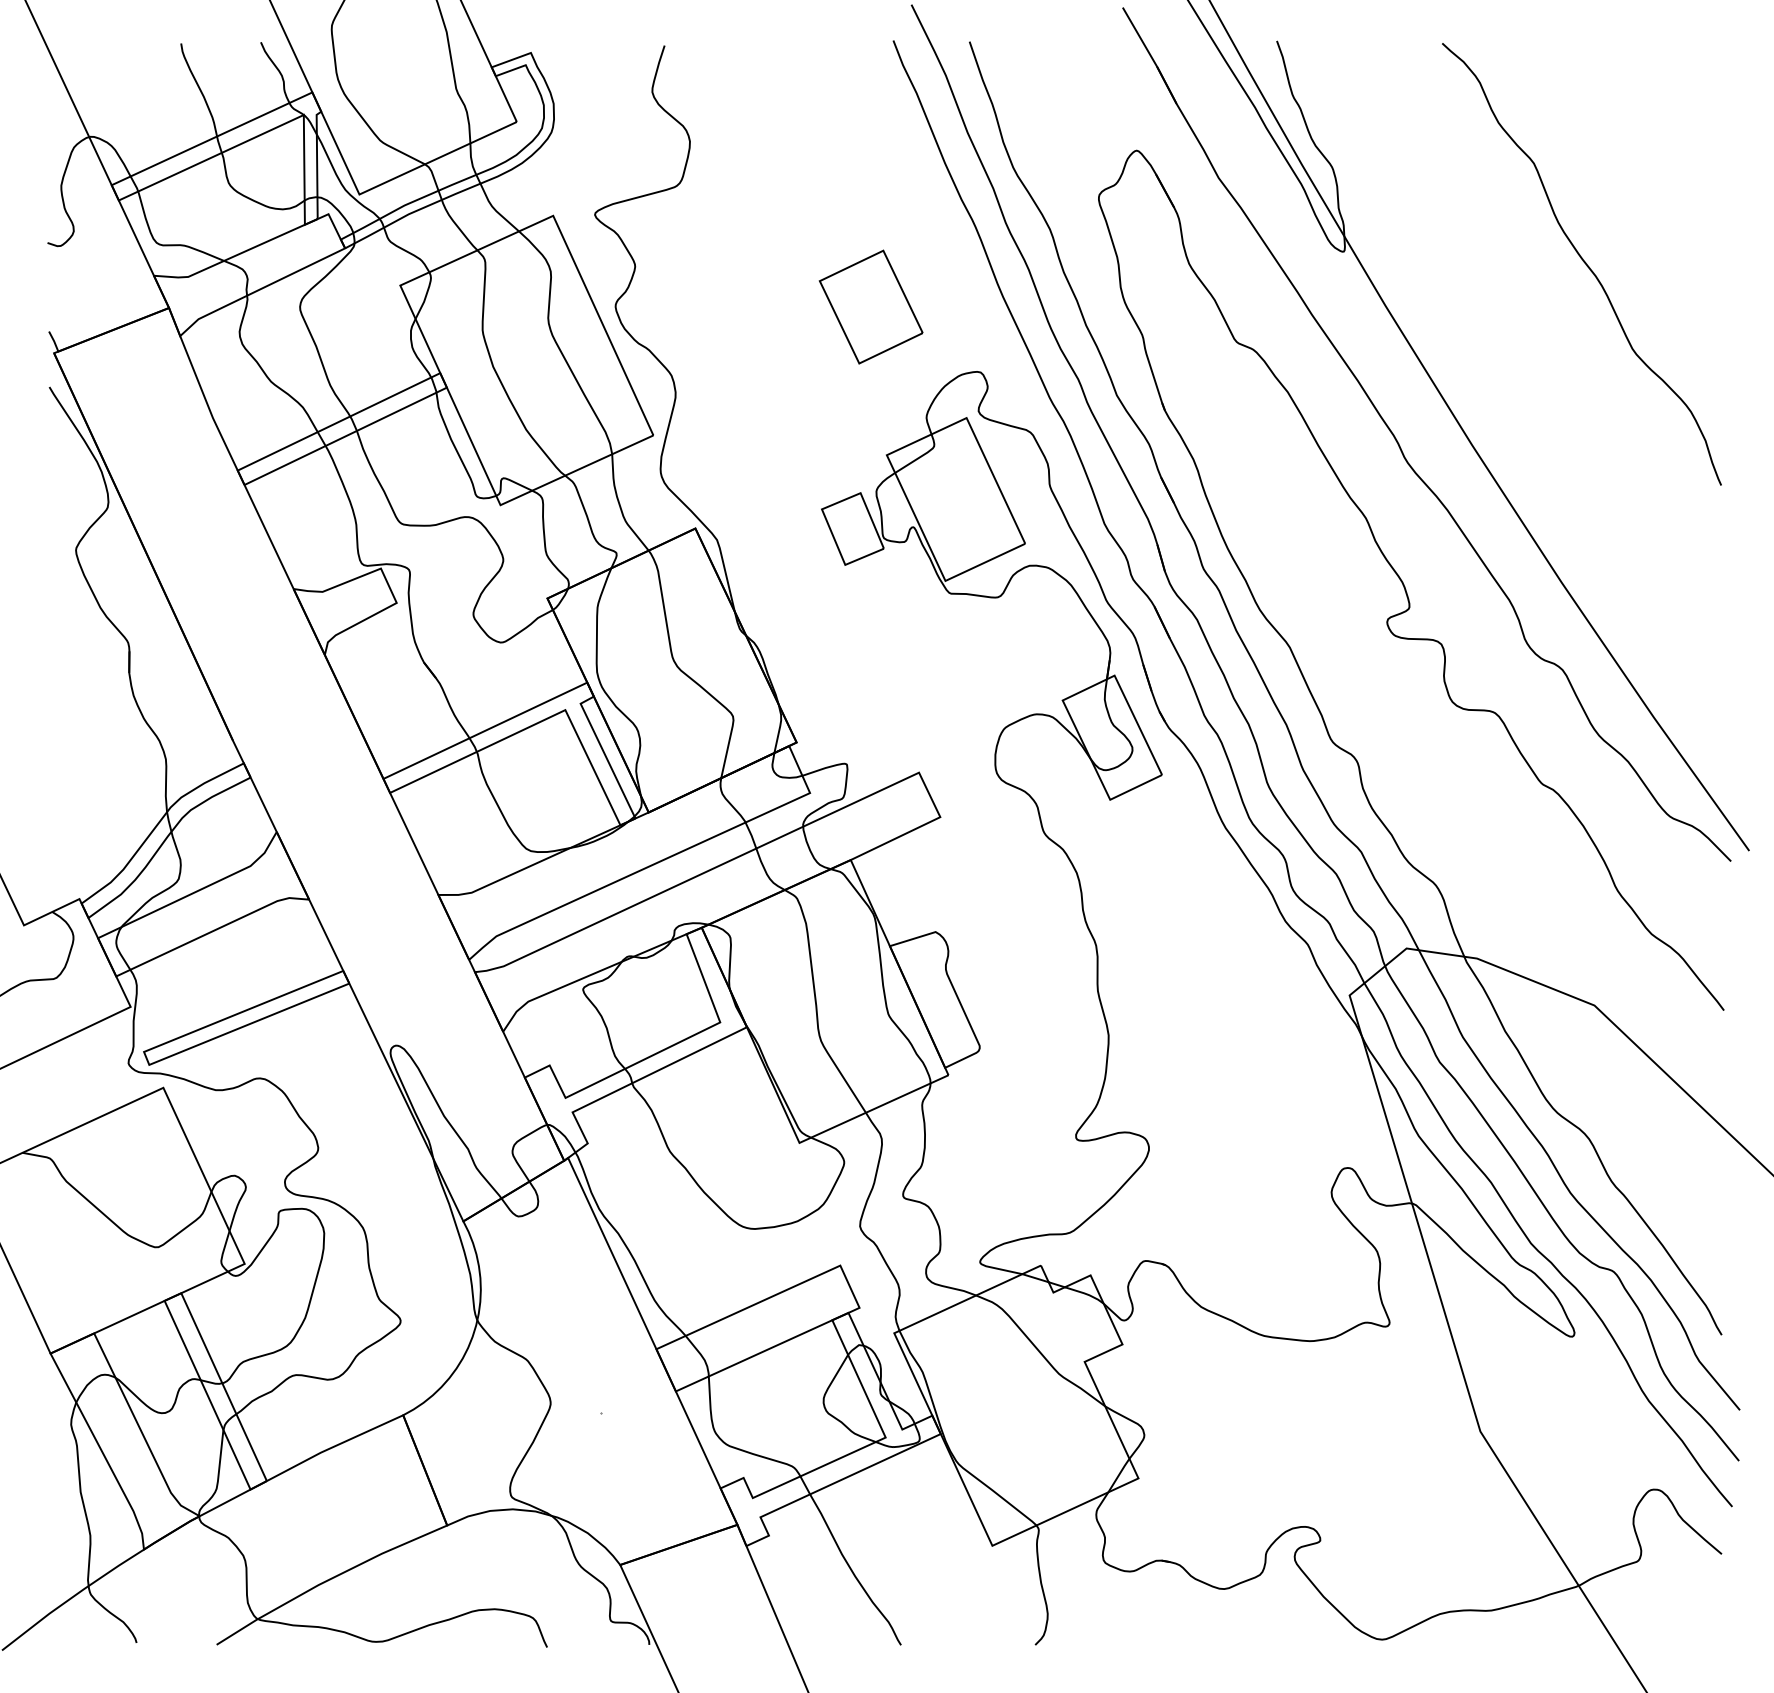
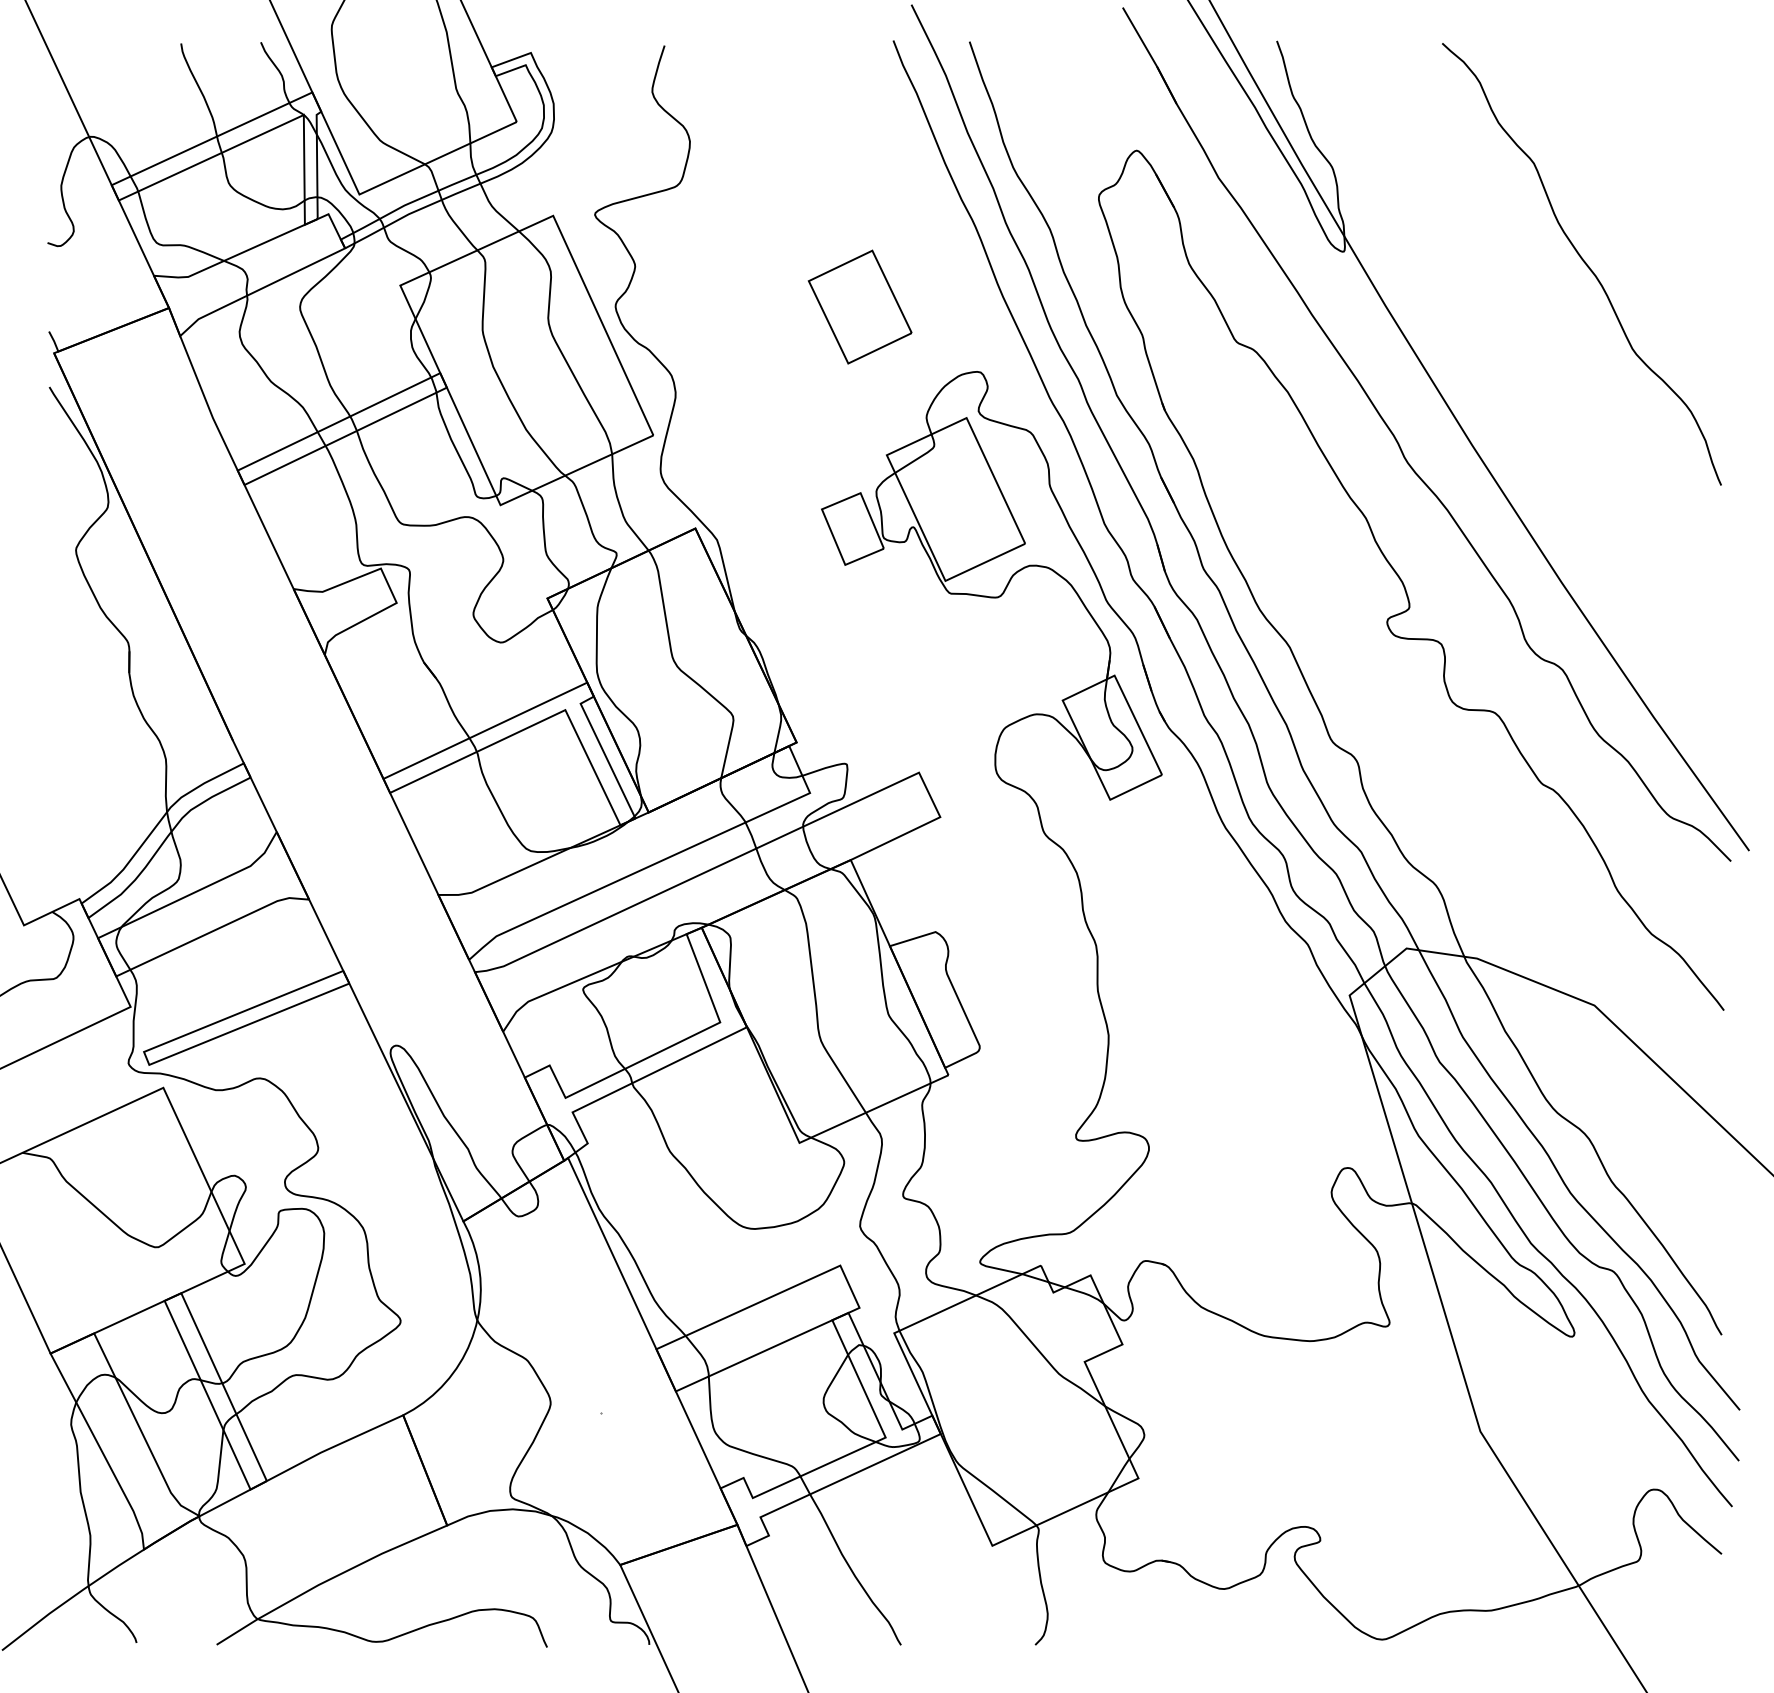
part position: (870, 306) -> (859, 306) (859, 306)
